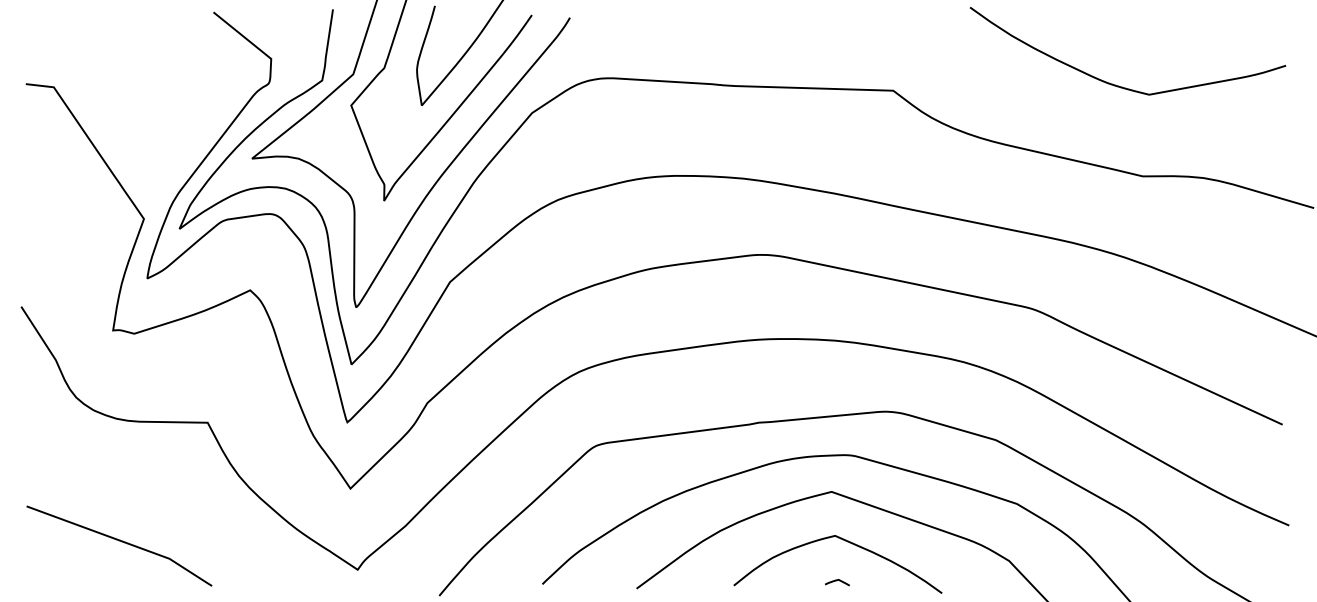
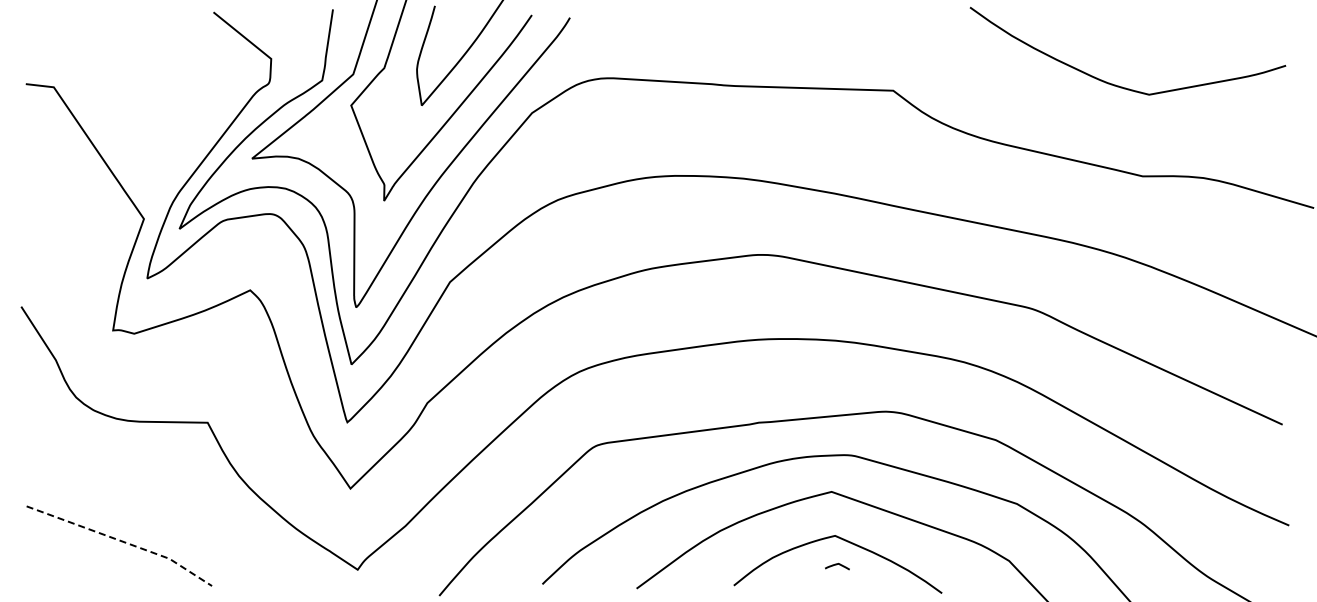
line: solid -> dashed (122, 541)
curve position: (836, 581) -> (836, 565) (836, 565)
